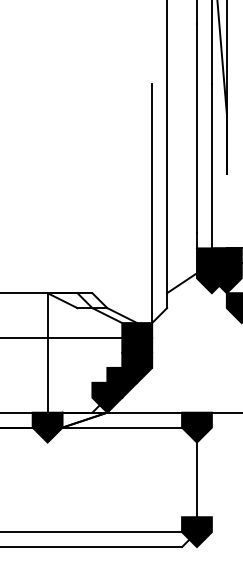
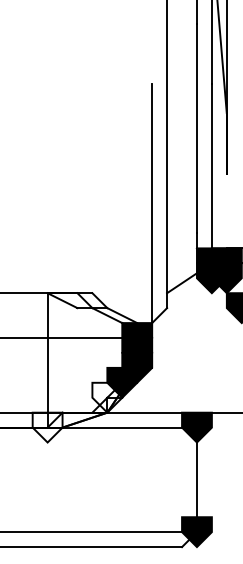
fill: present -> none (107, 397)
fill: present -> none (47, 427)
